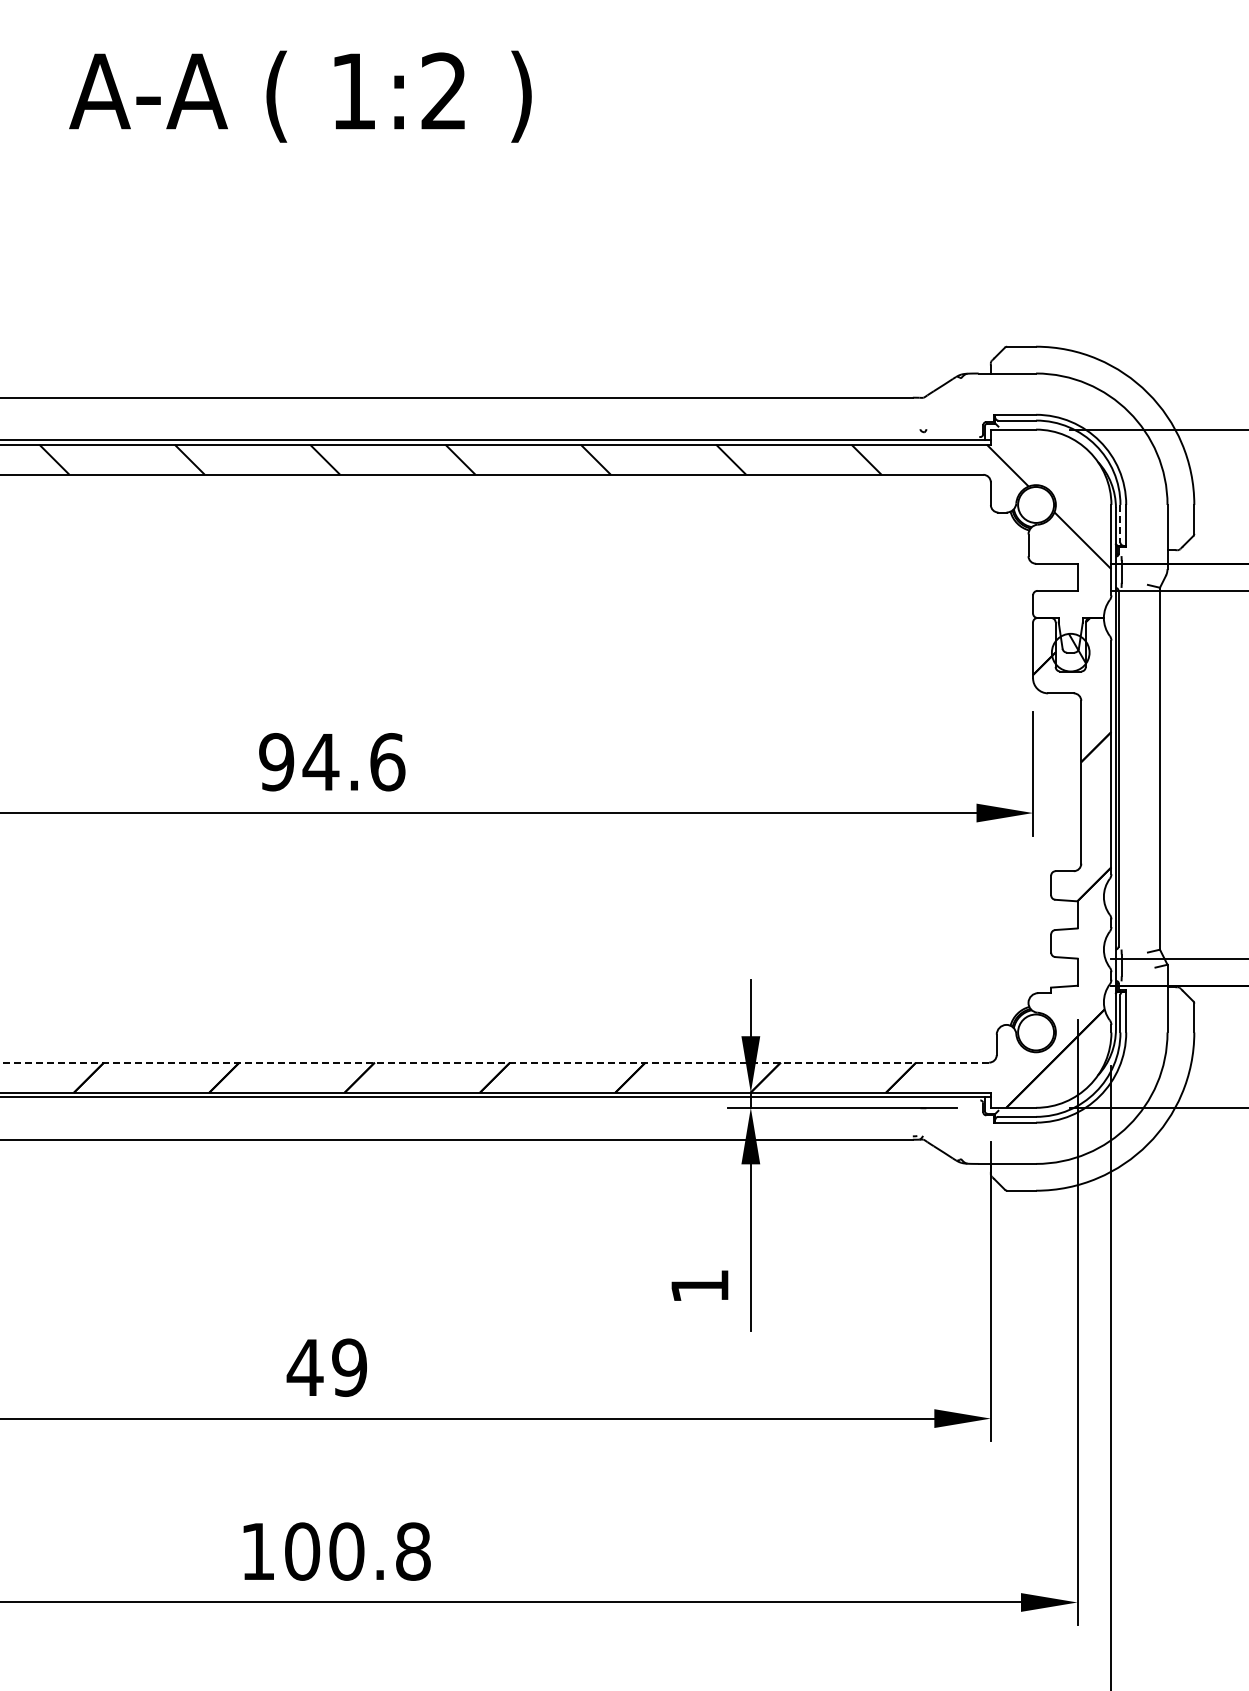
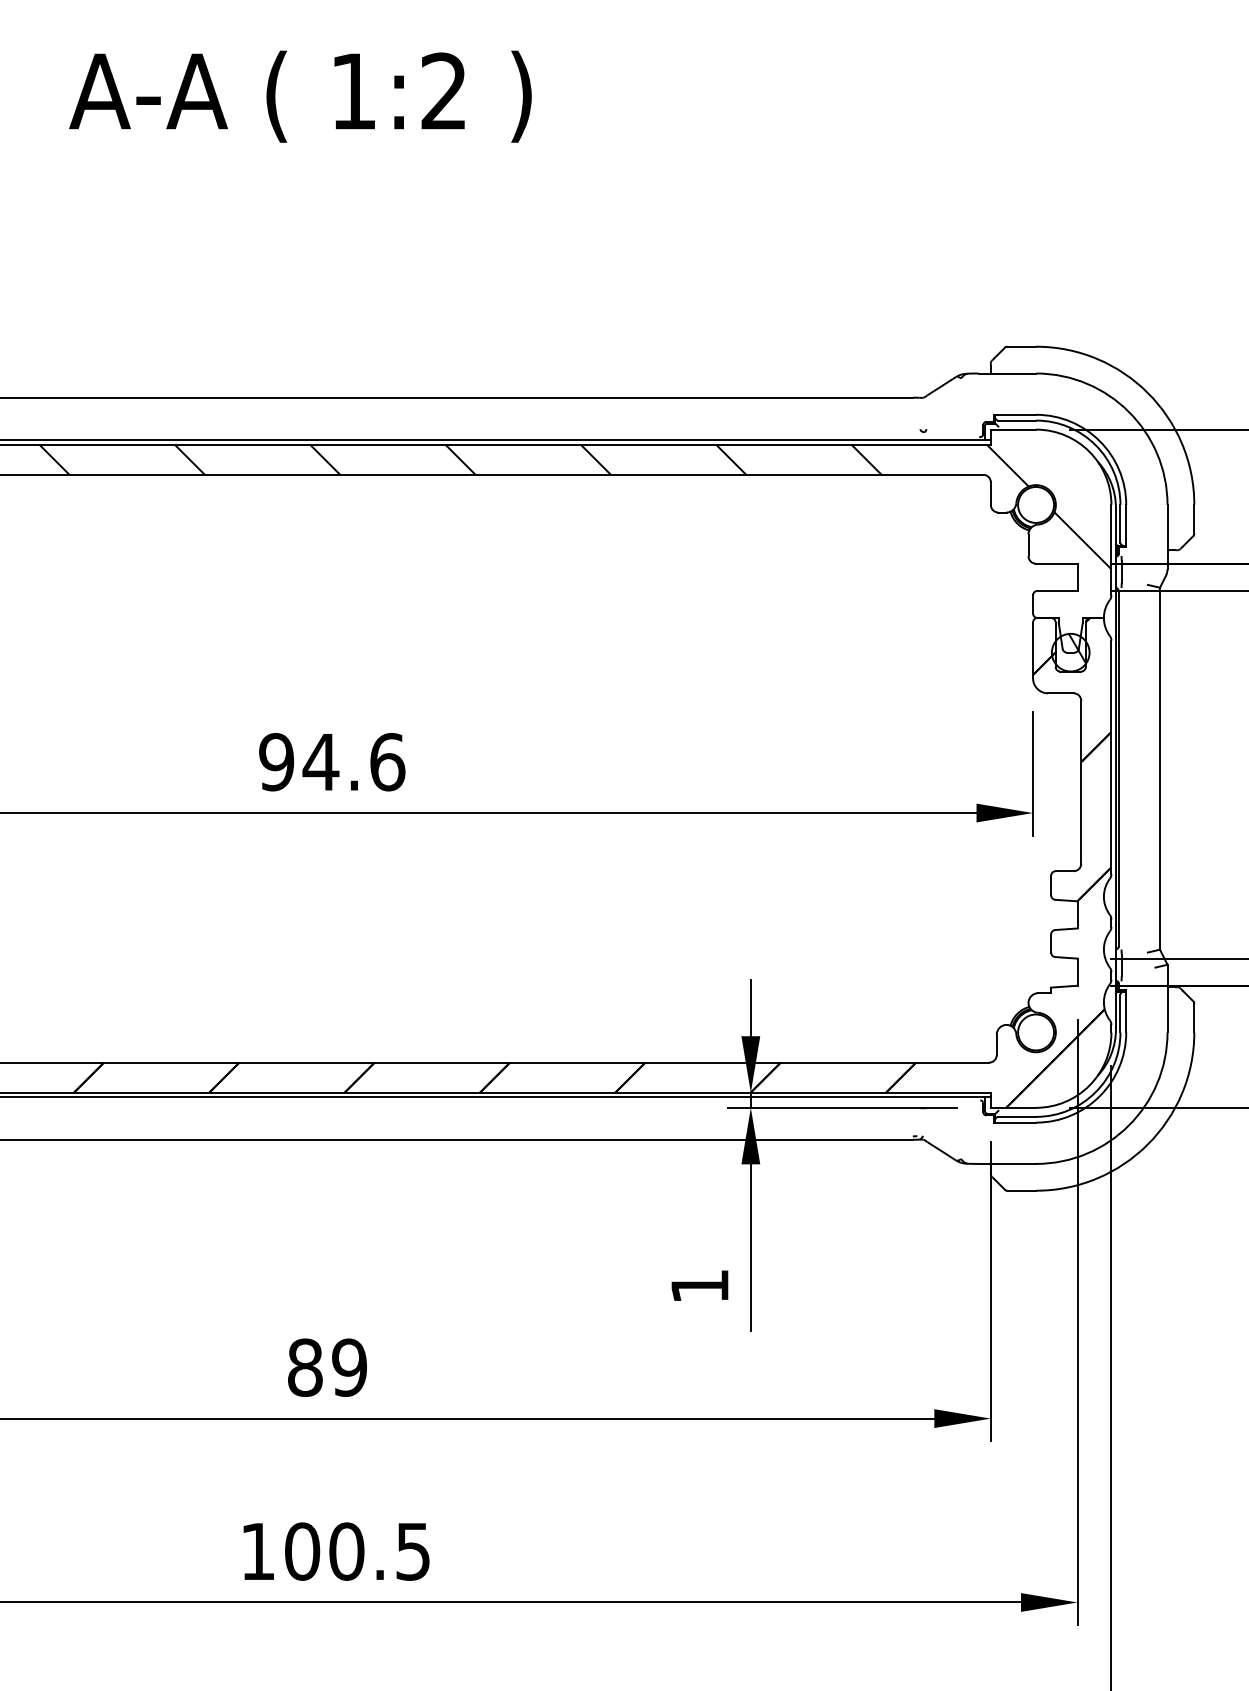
line: dashed -> solid (1120, 523)
line: dashed -> solid (494, 1062)
text: 49 -> 89 (304, 1367)
text: 100.8 -> 100.5 (413, 1551)
